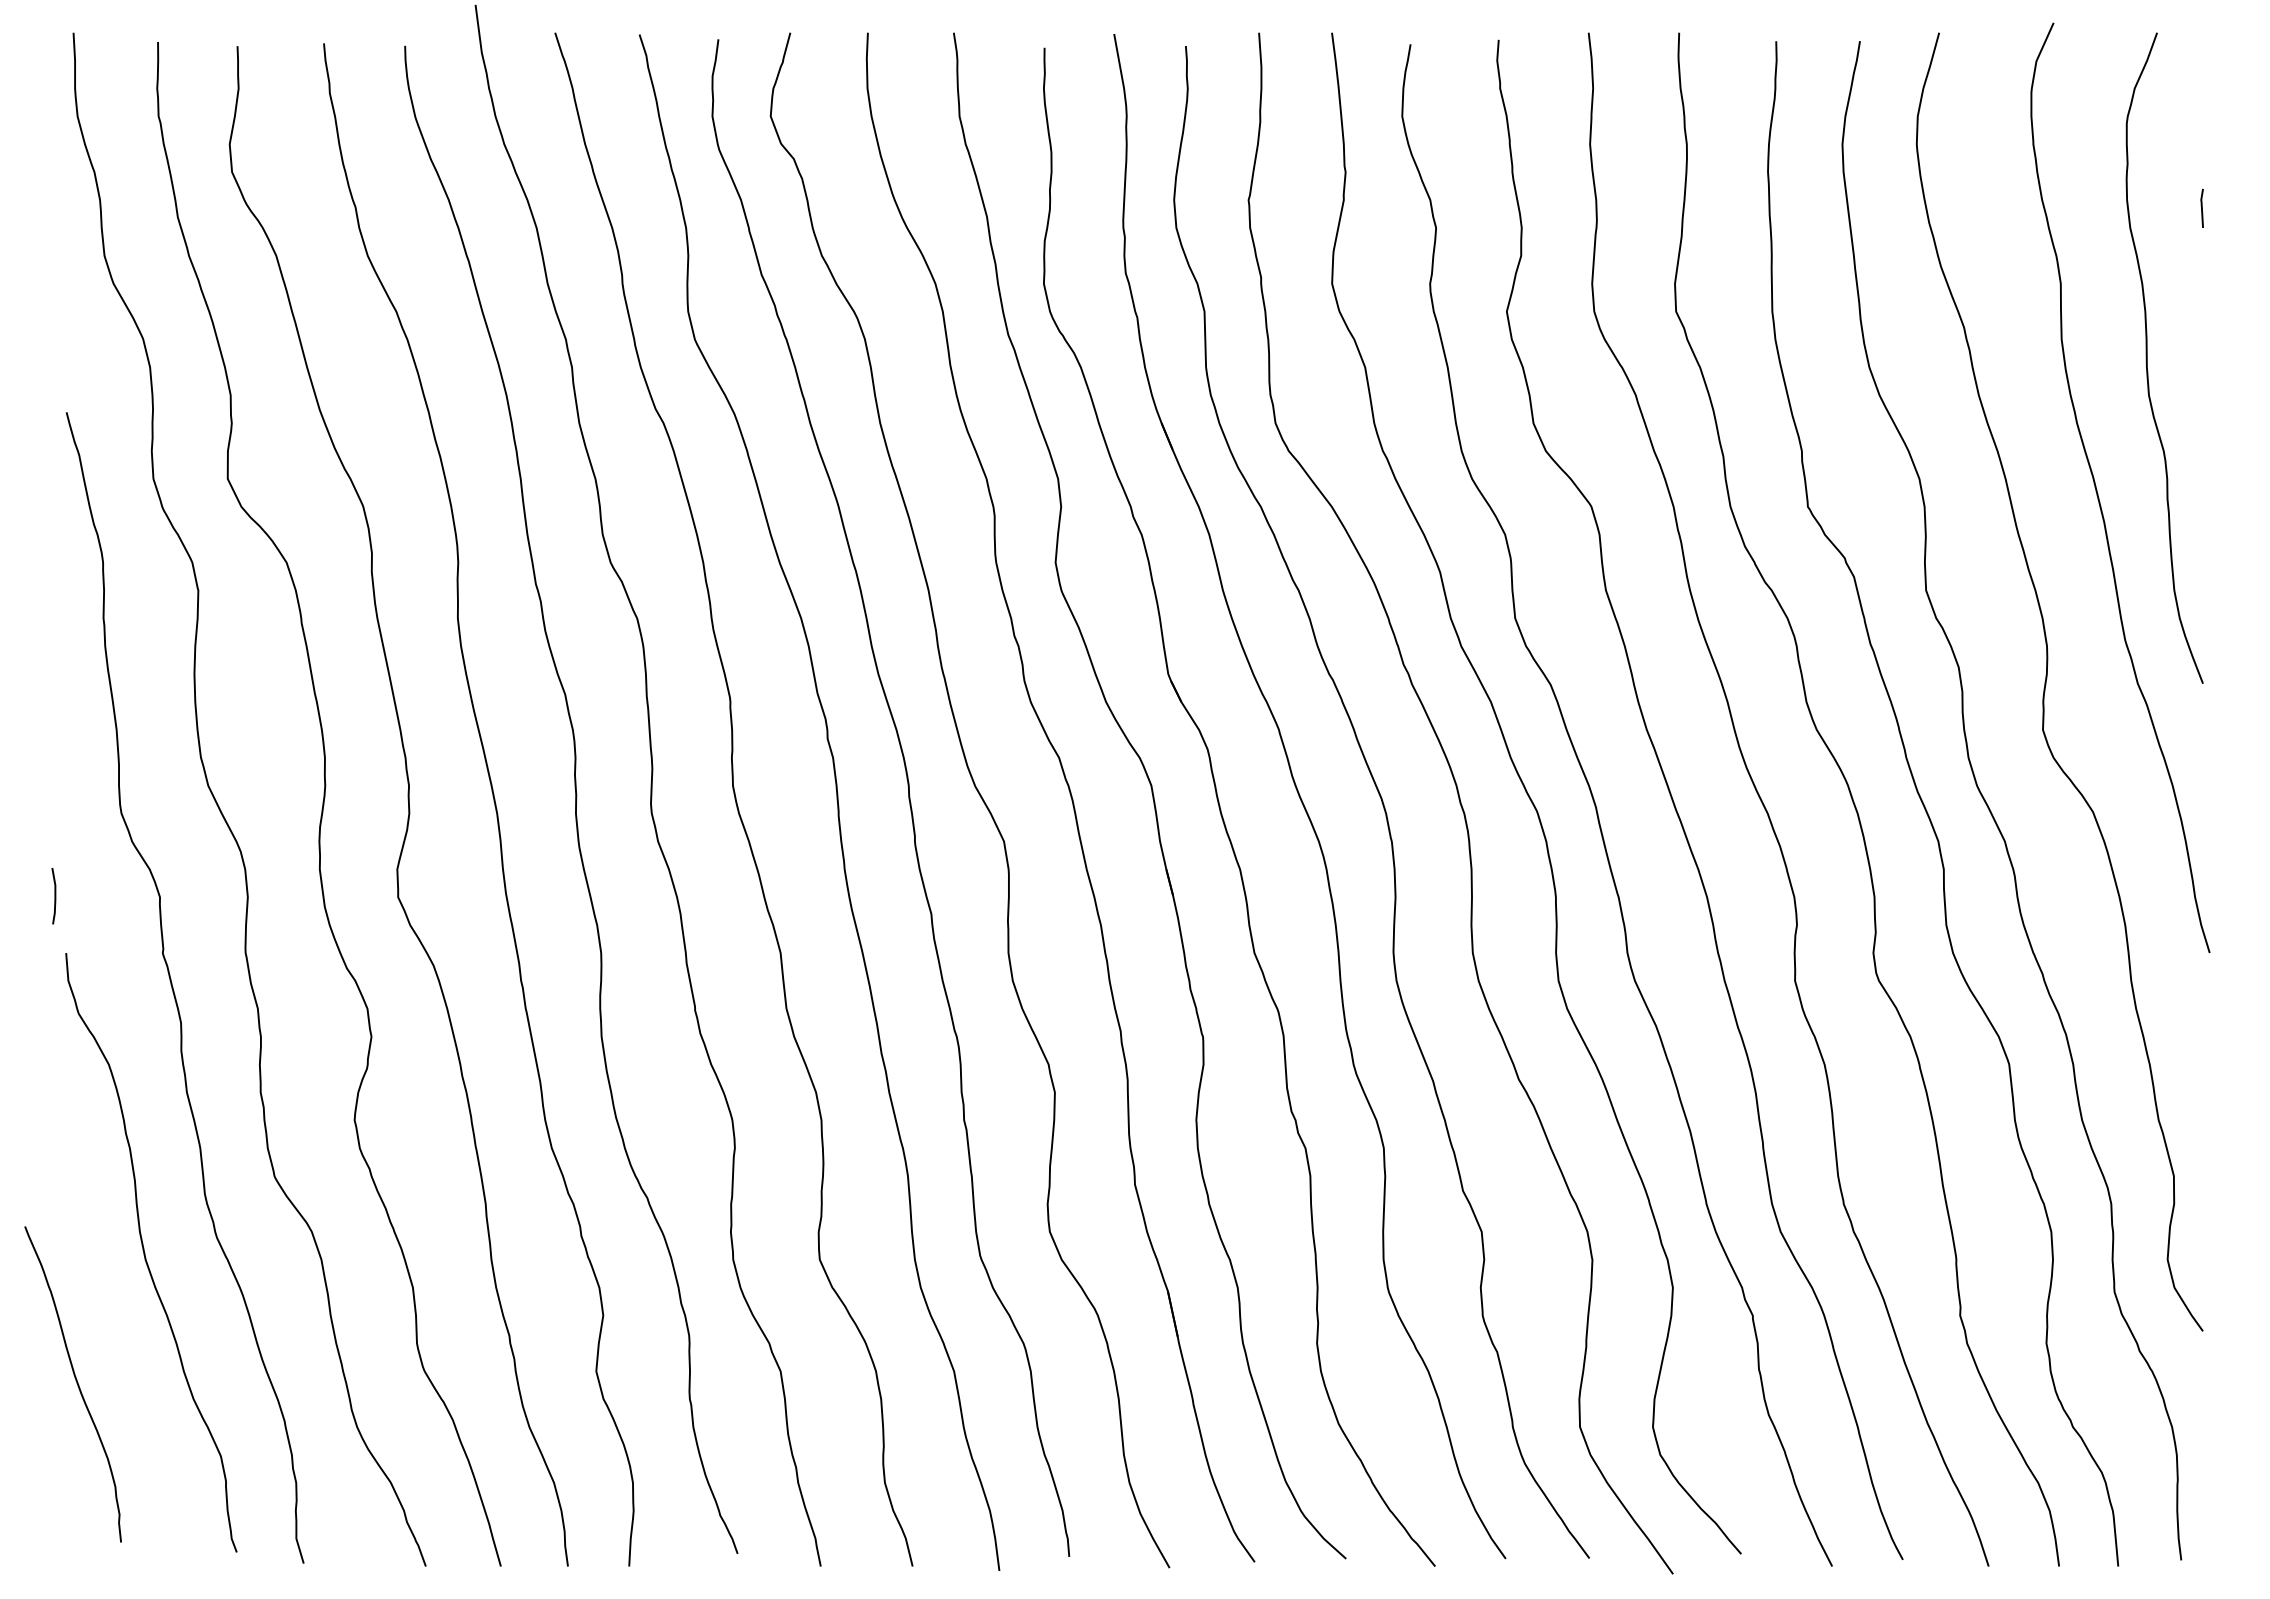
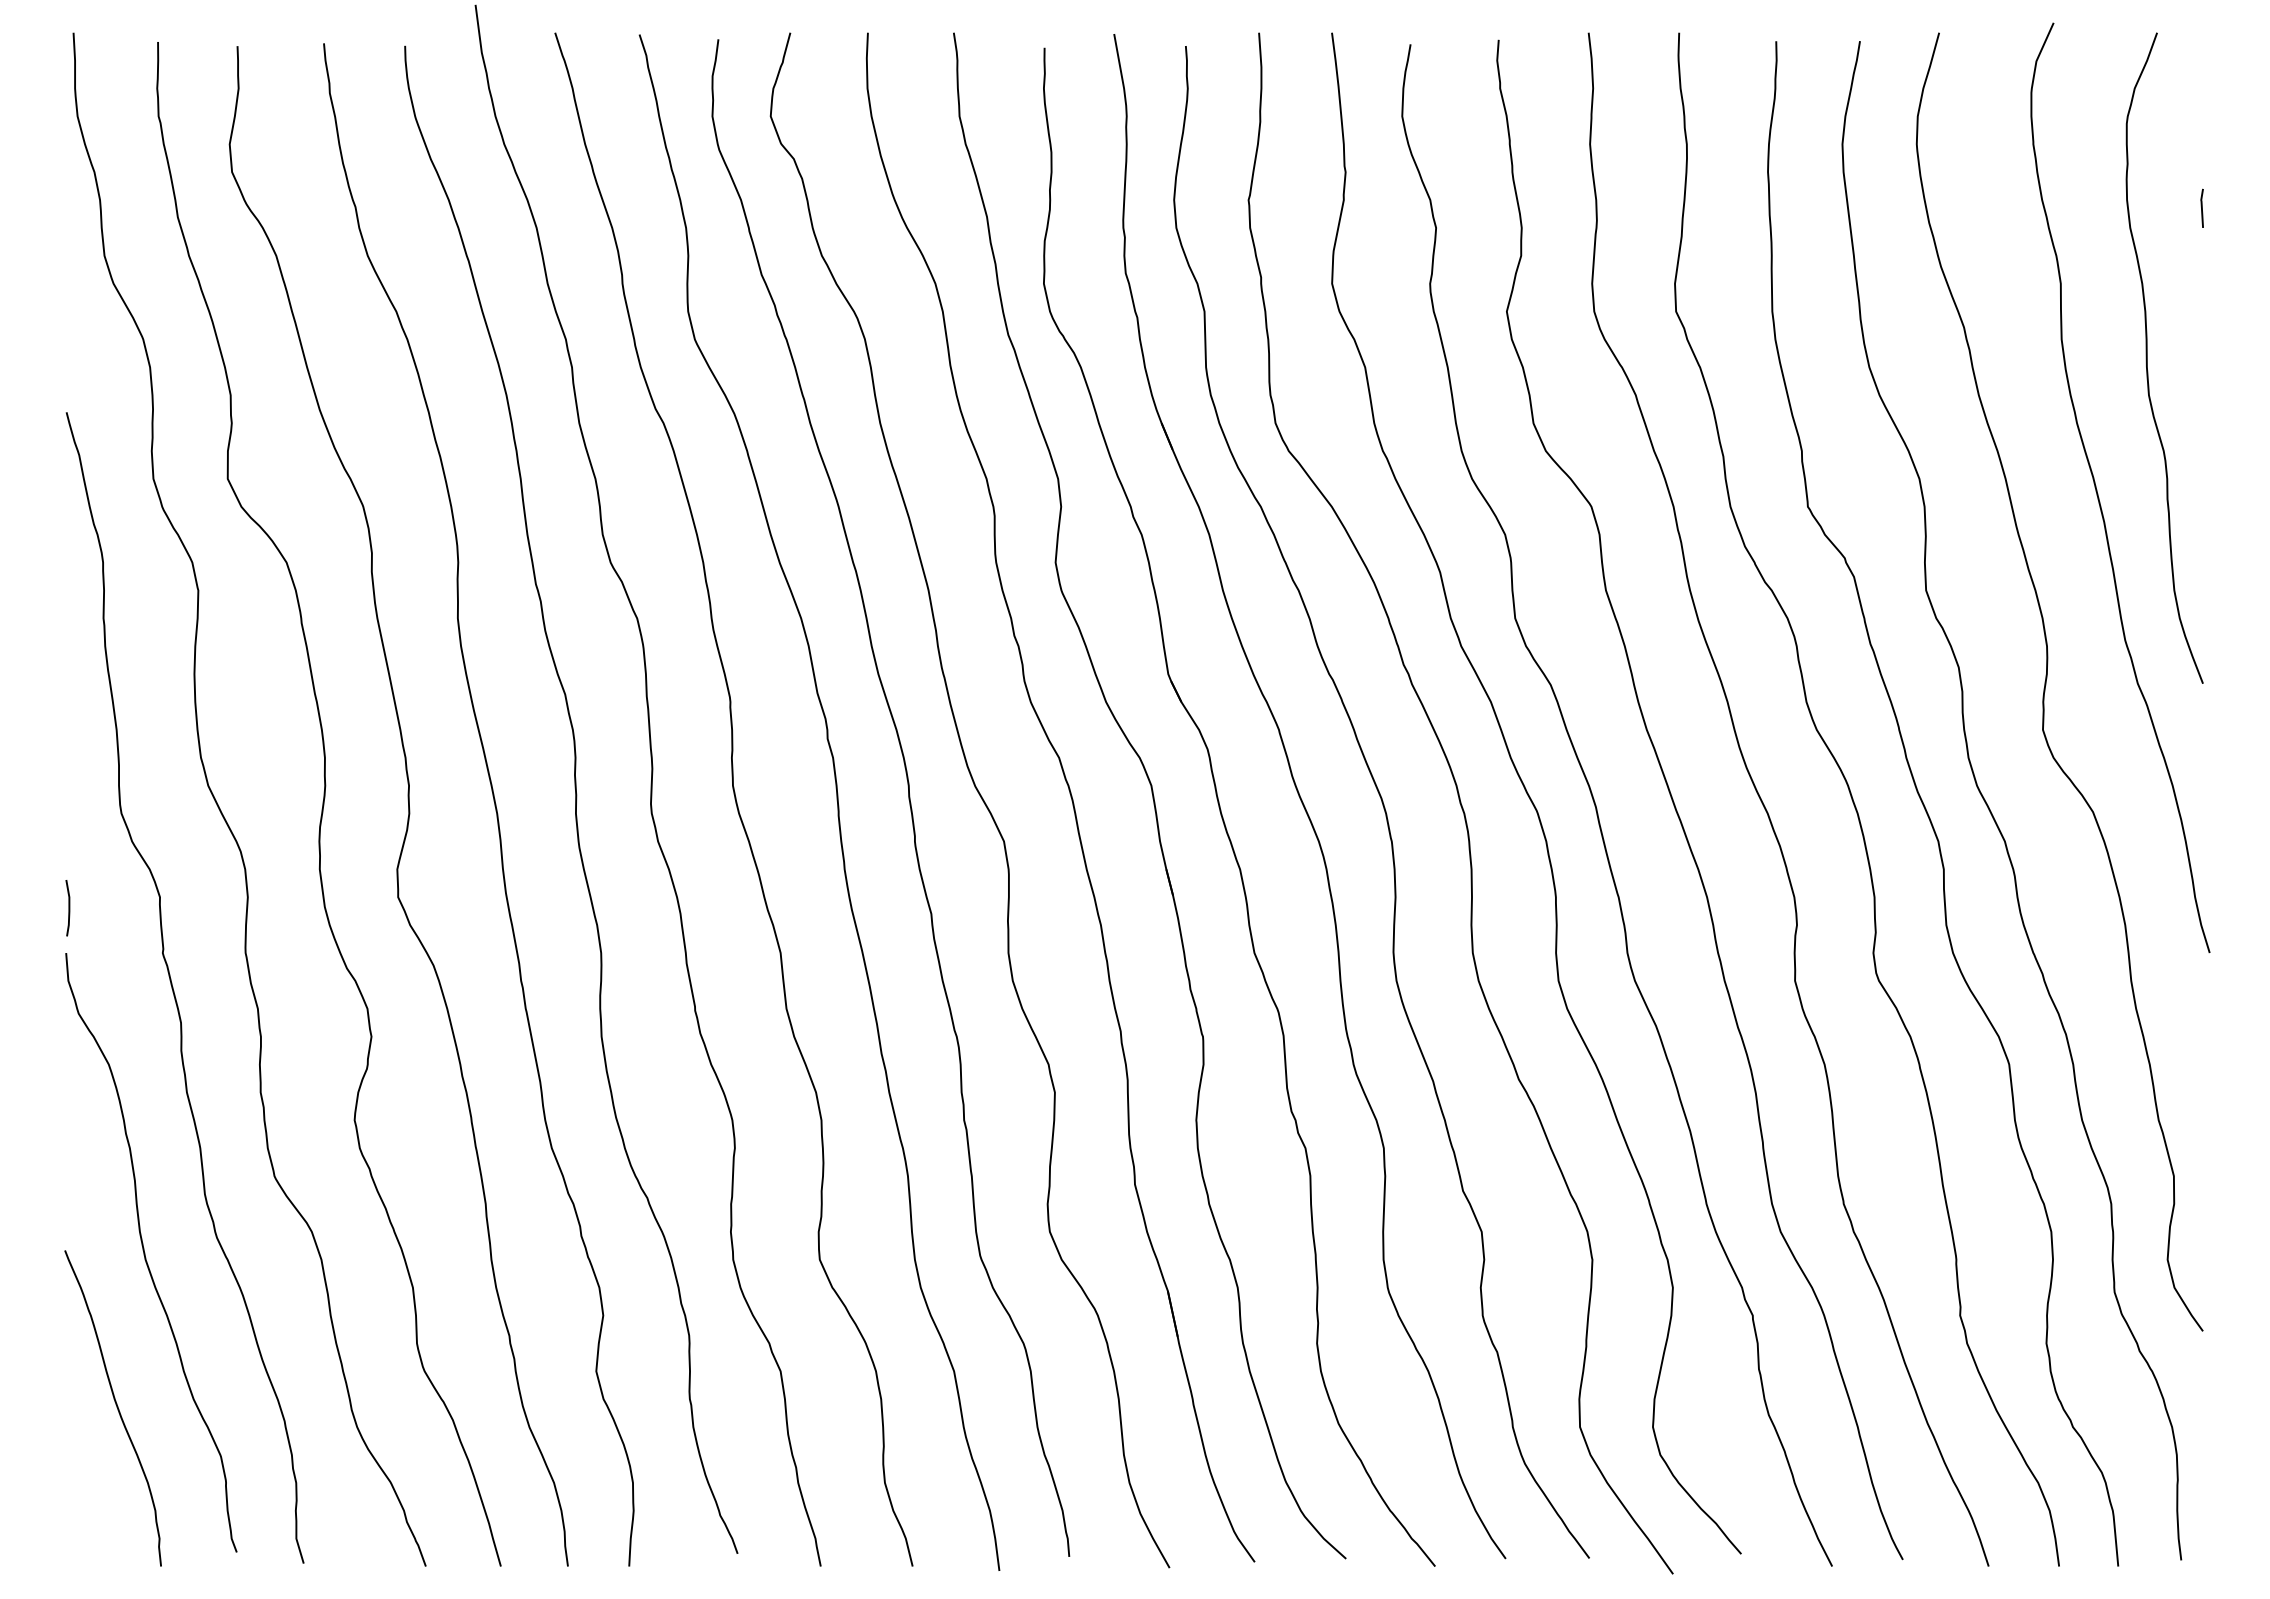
line position: (54, 896) -> (68, 908) (68, 908)
curve position: (76, 1383) -> (116, 1407) (116, 1407)
